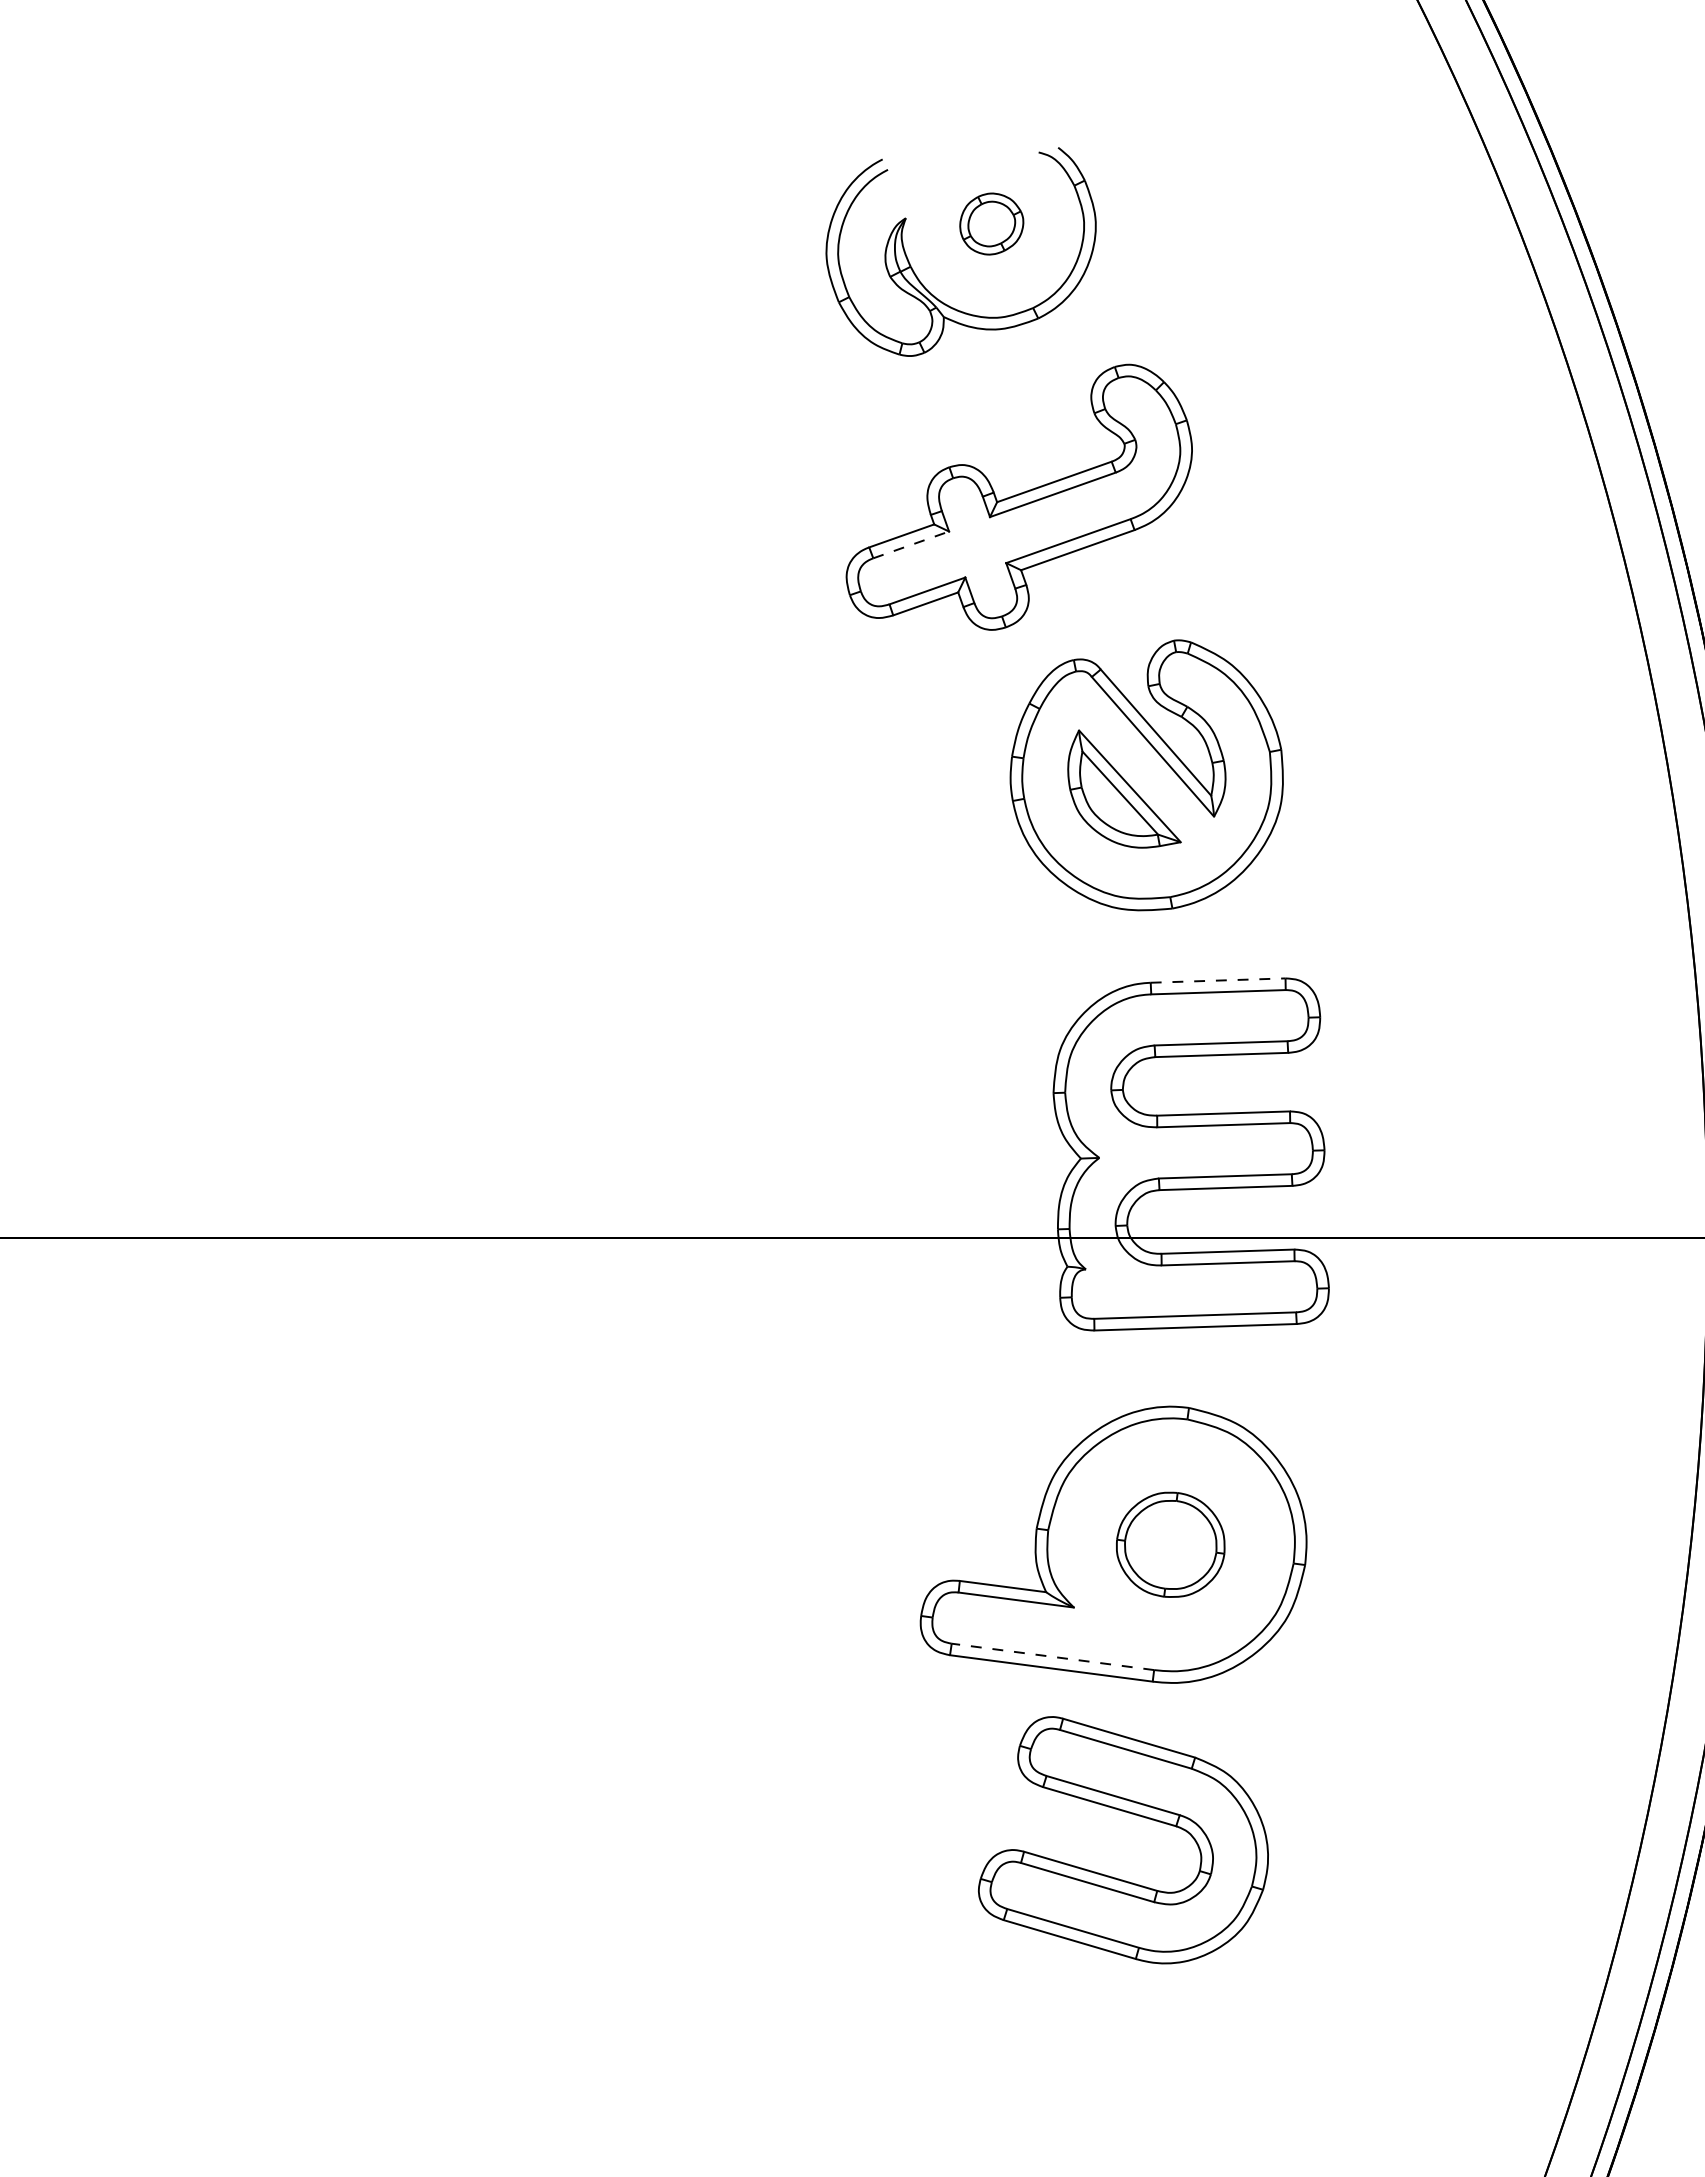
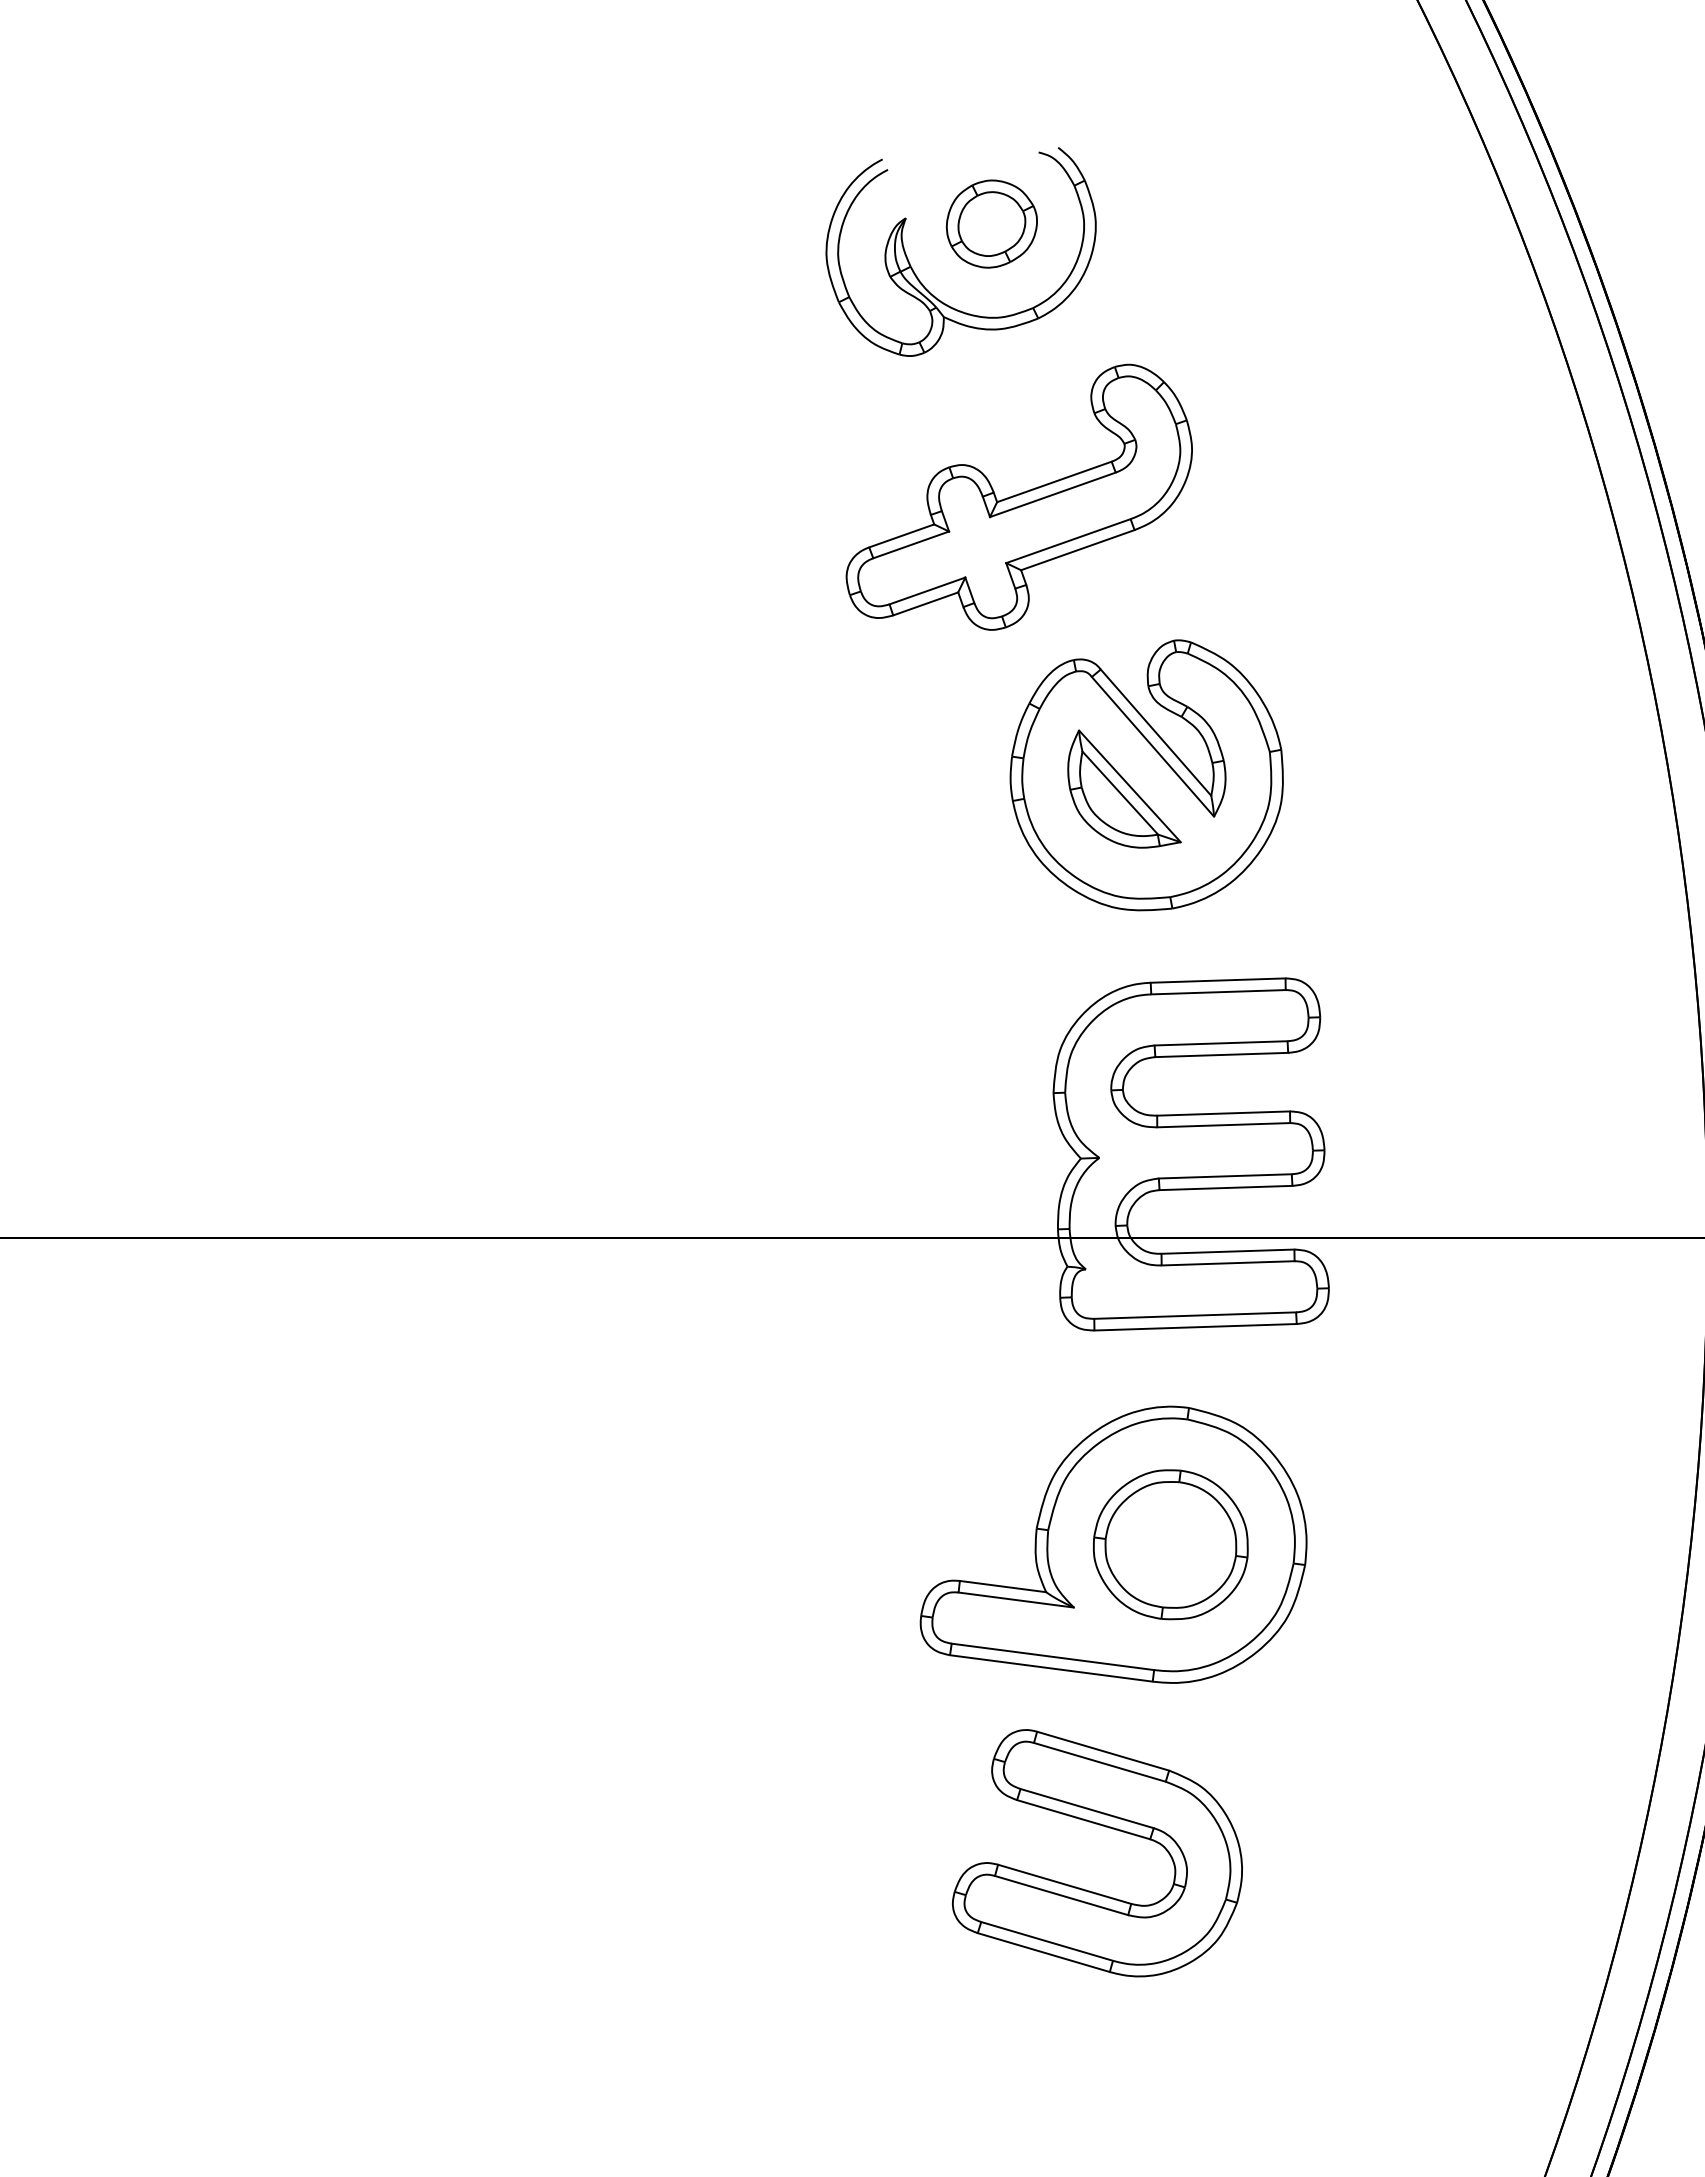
part size: 66x64 px -> 93x90 px (991, 223)
line: dashed -> solid (911, 544)
line: dashed -> solid (1218, 980)
part size: 110x107 px -> 157x152 px (1170, 1544)
line: dashed -> solid (1052, 1656)
part position: (1131, 1814) -> (1105, 1827) (1105, 1827)
